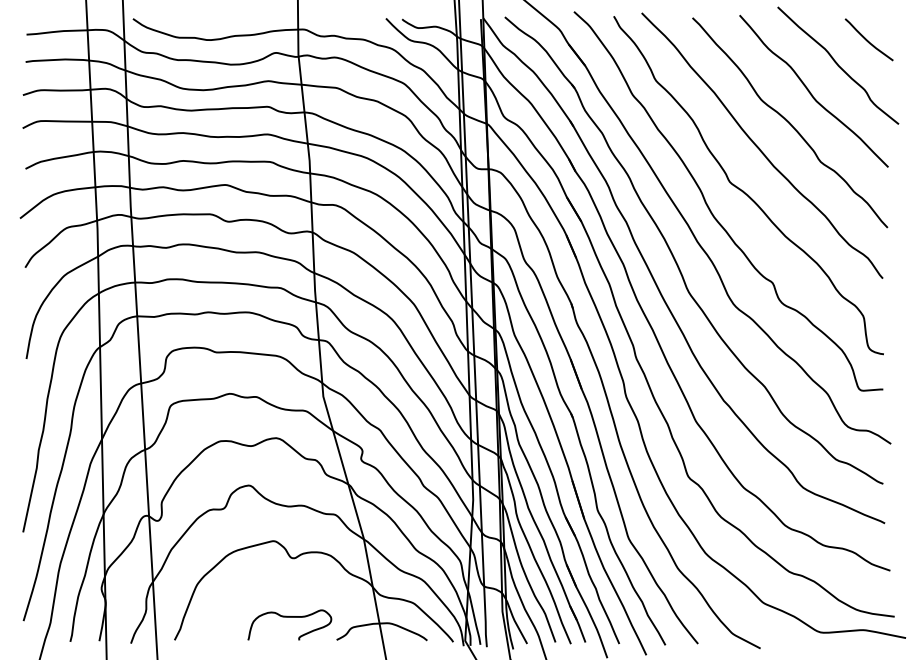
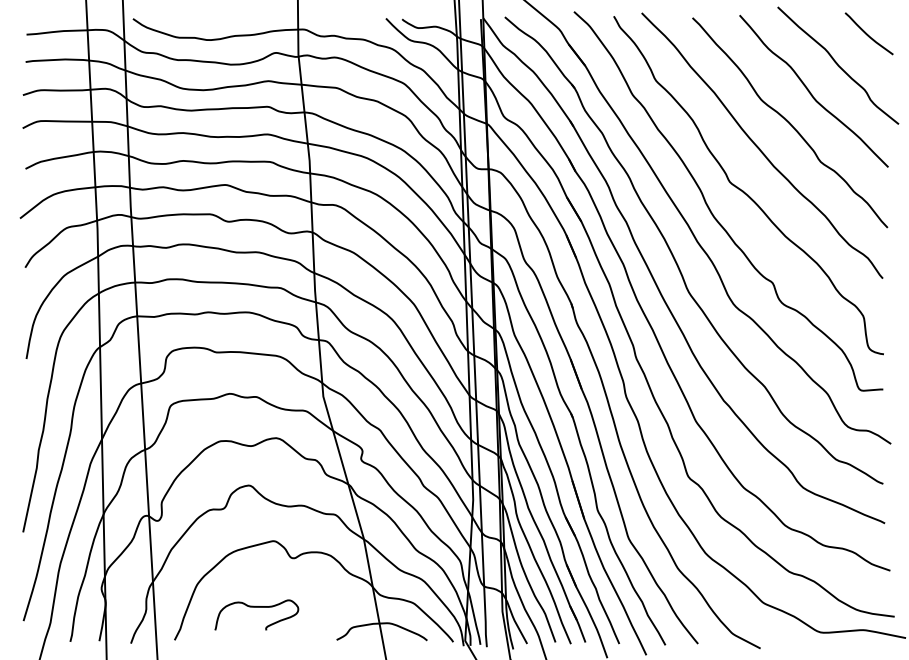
curve position: (867, 39) -> (867, 33) (867, 33)
curve position: (289, 617) -> (256, 607) (256, 607)
